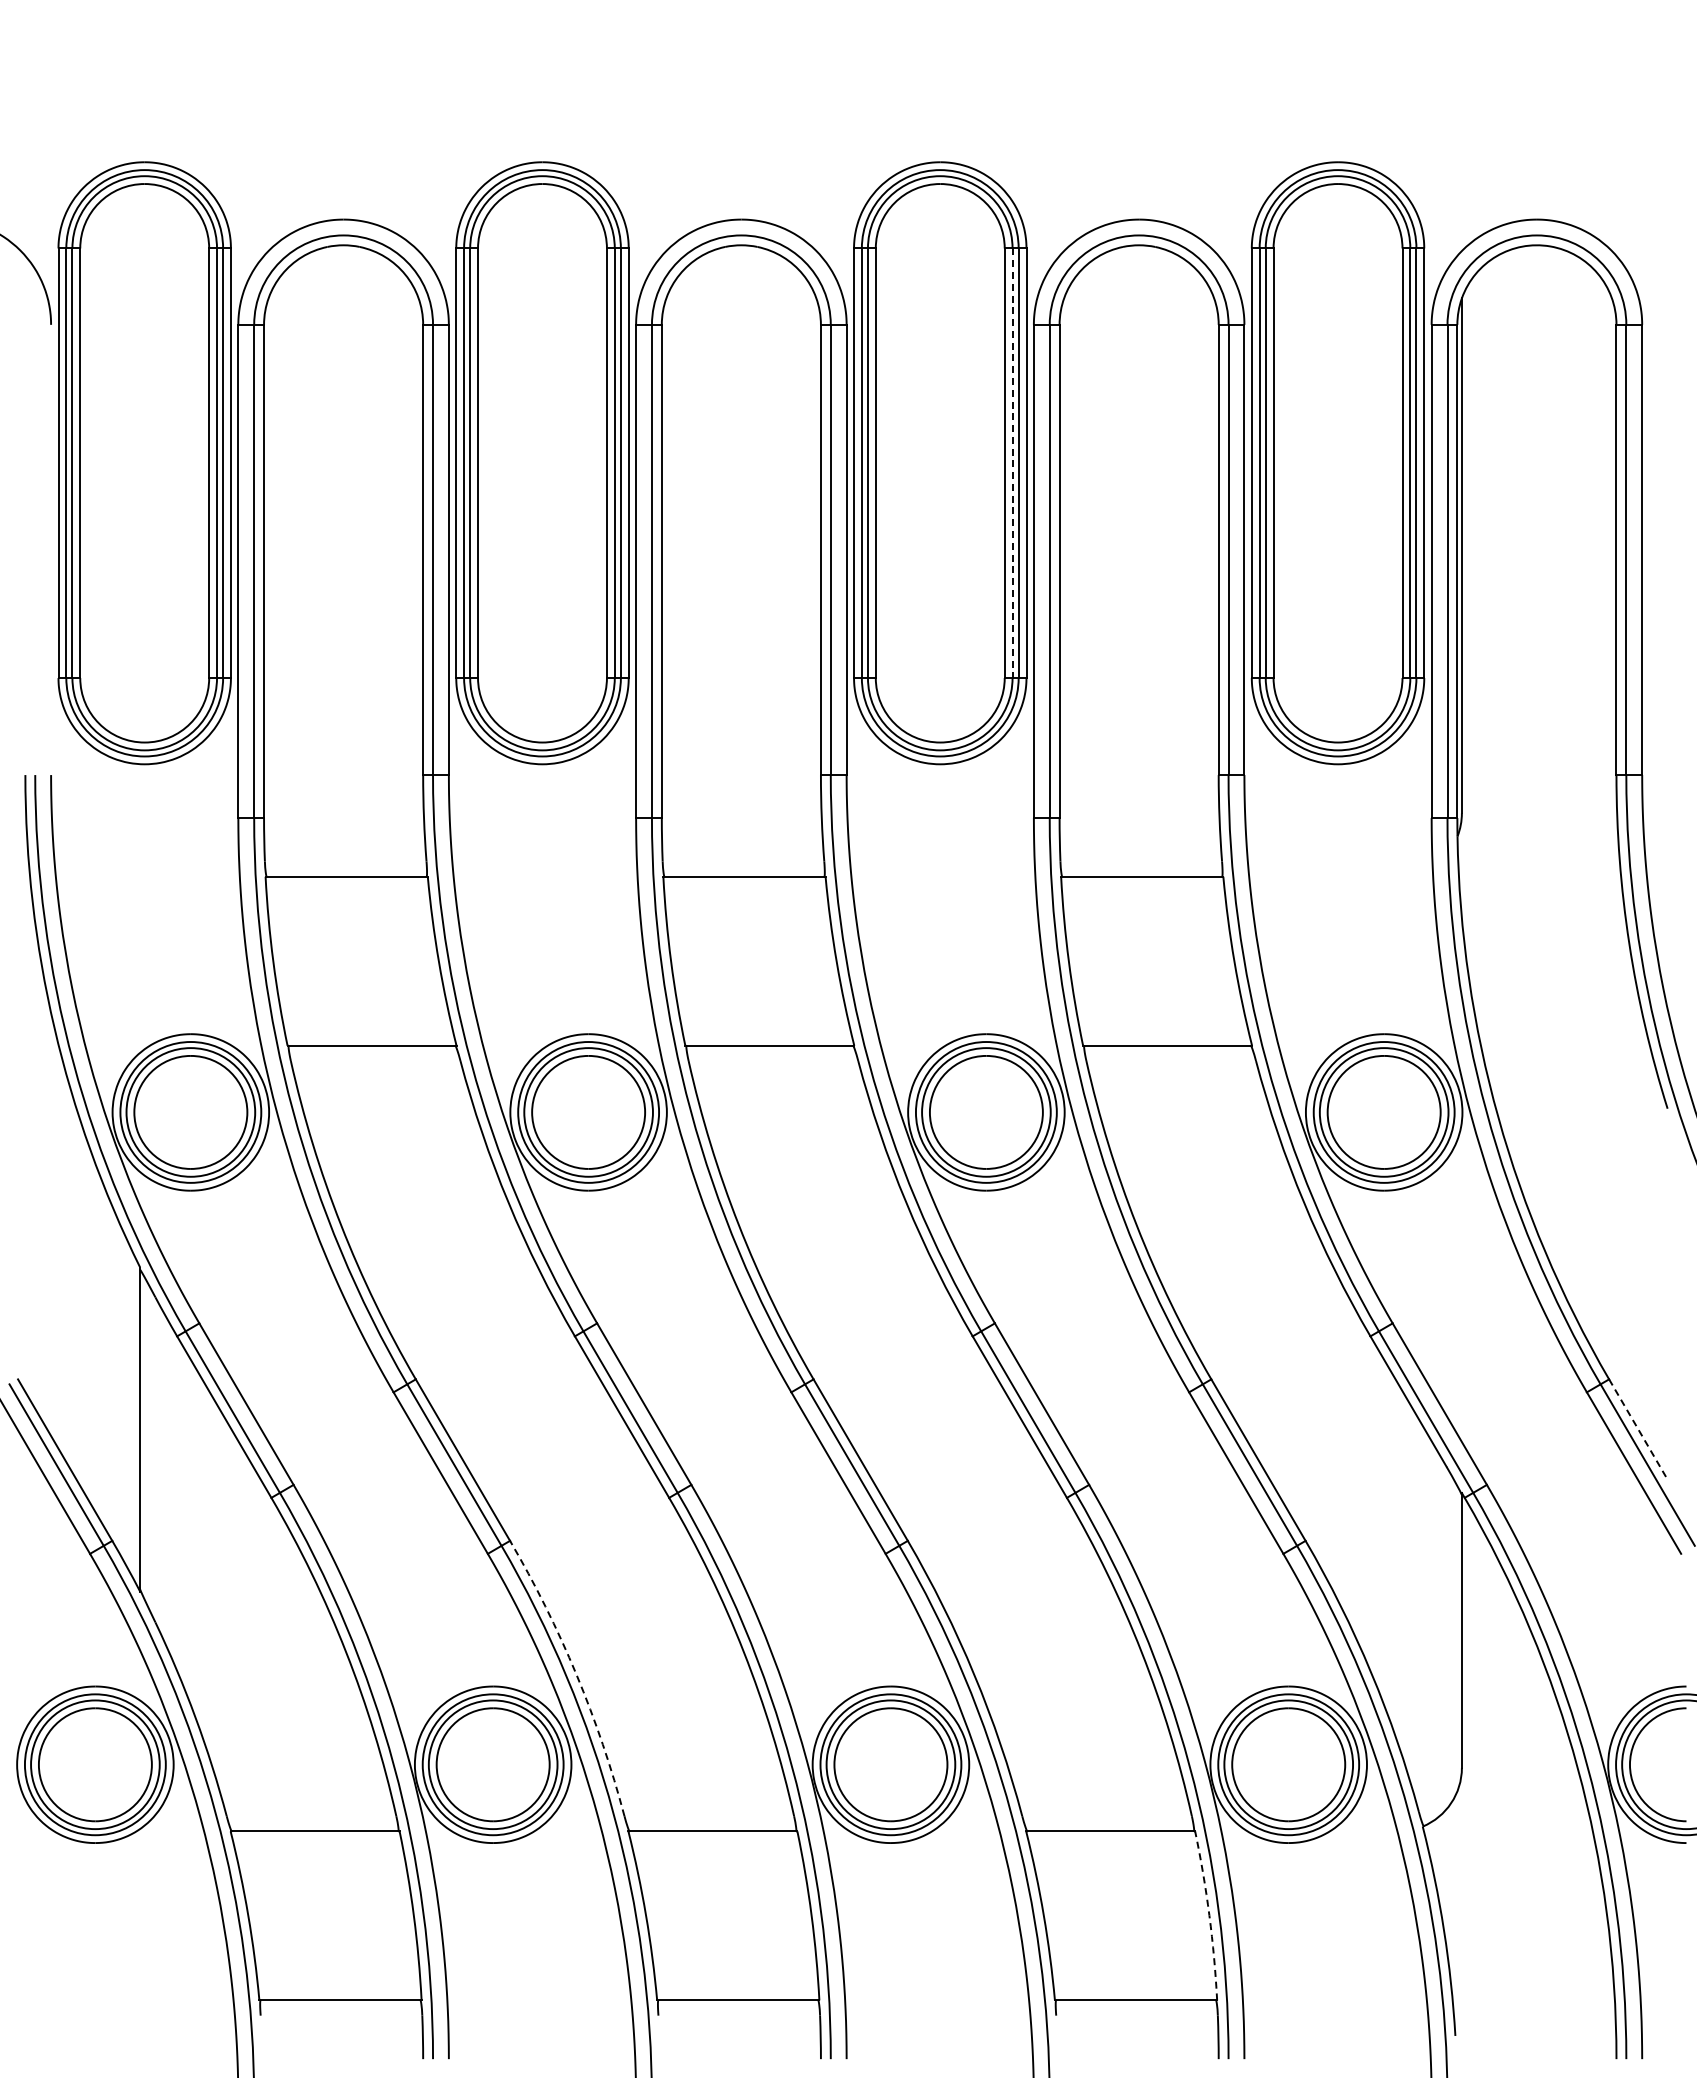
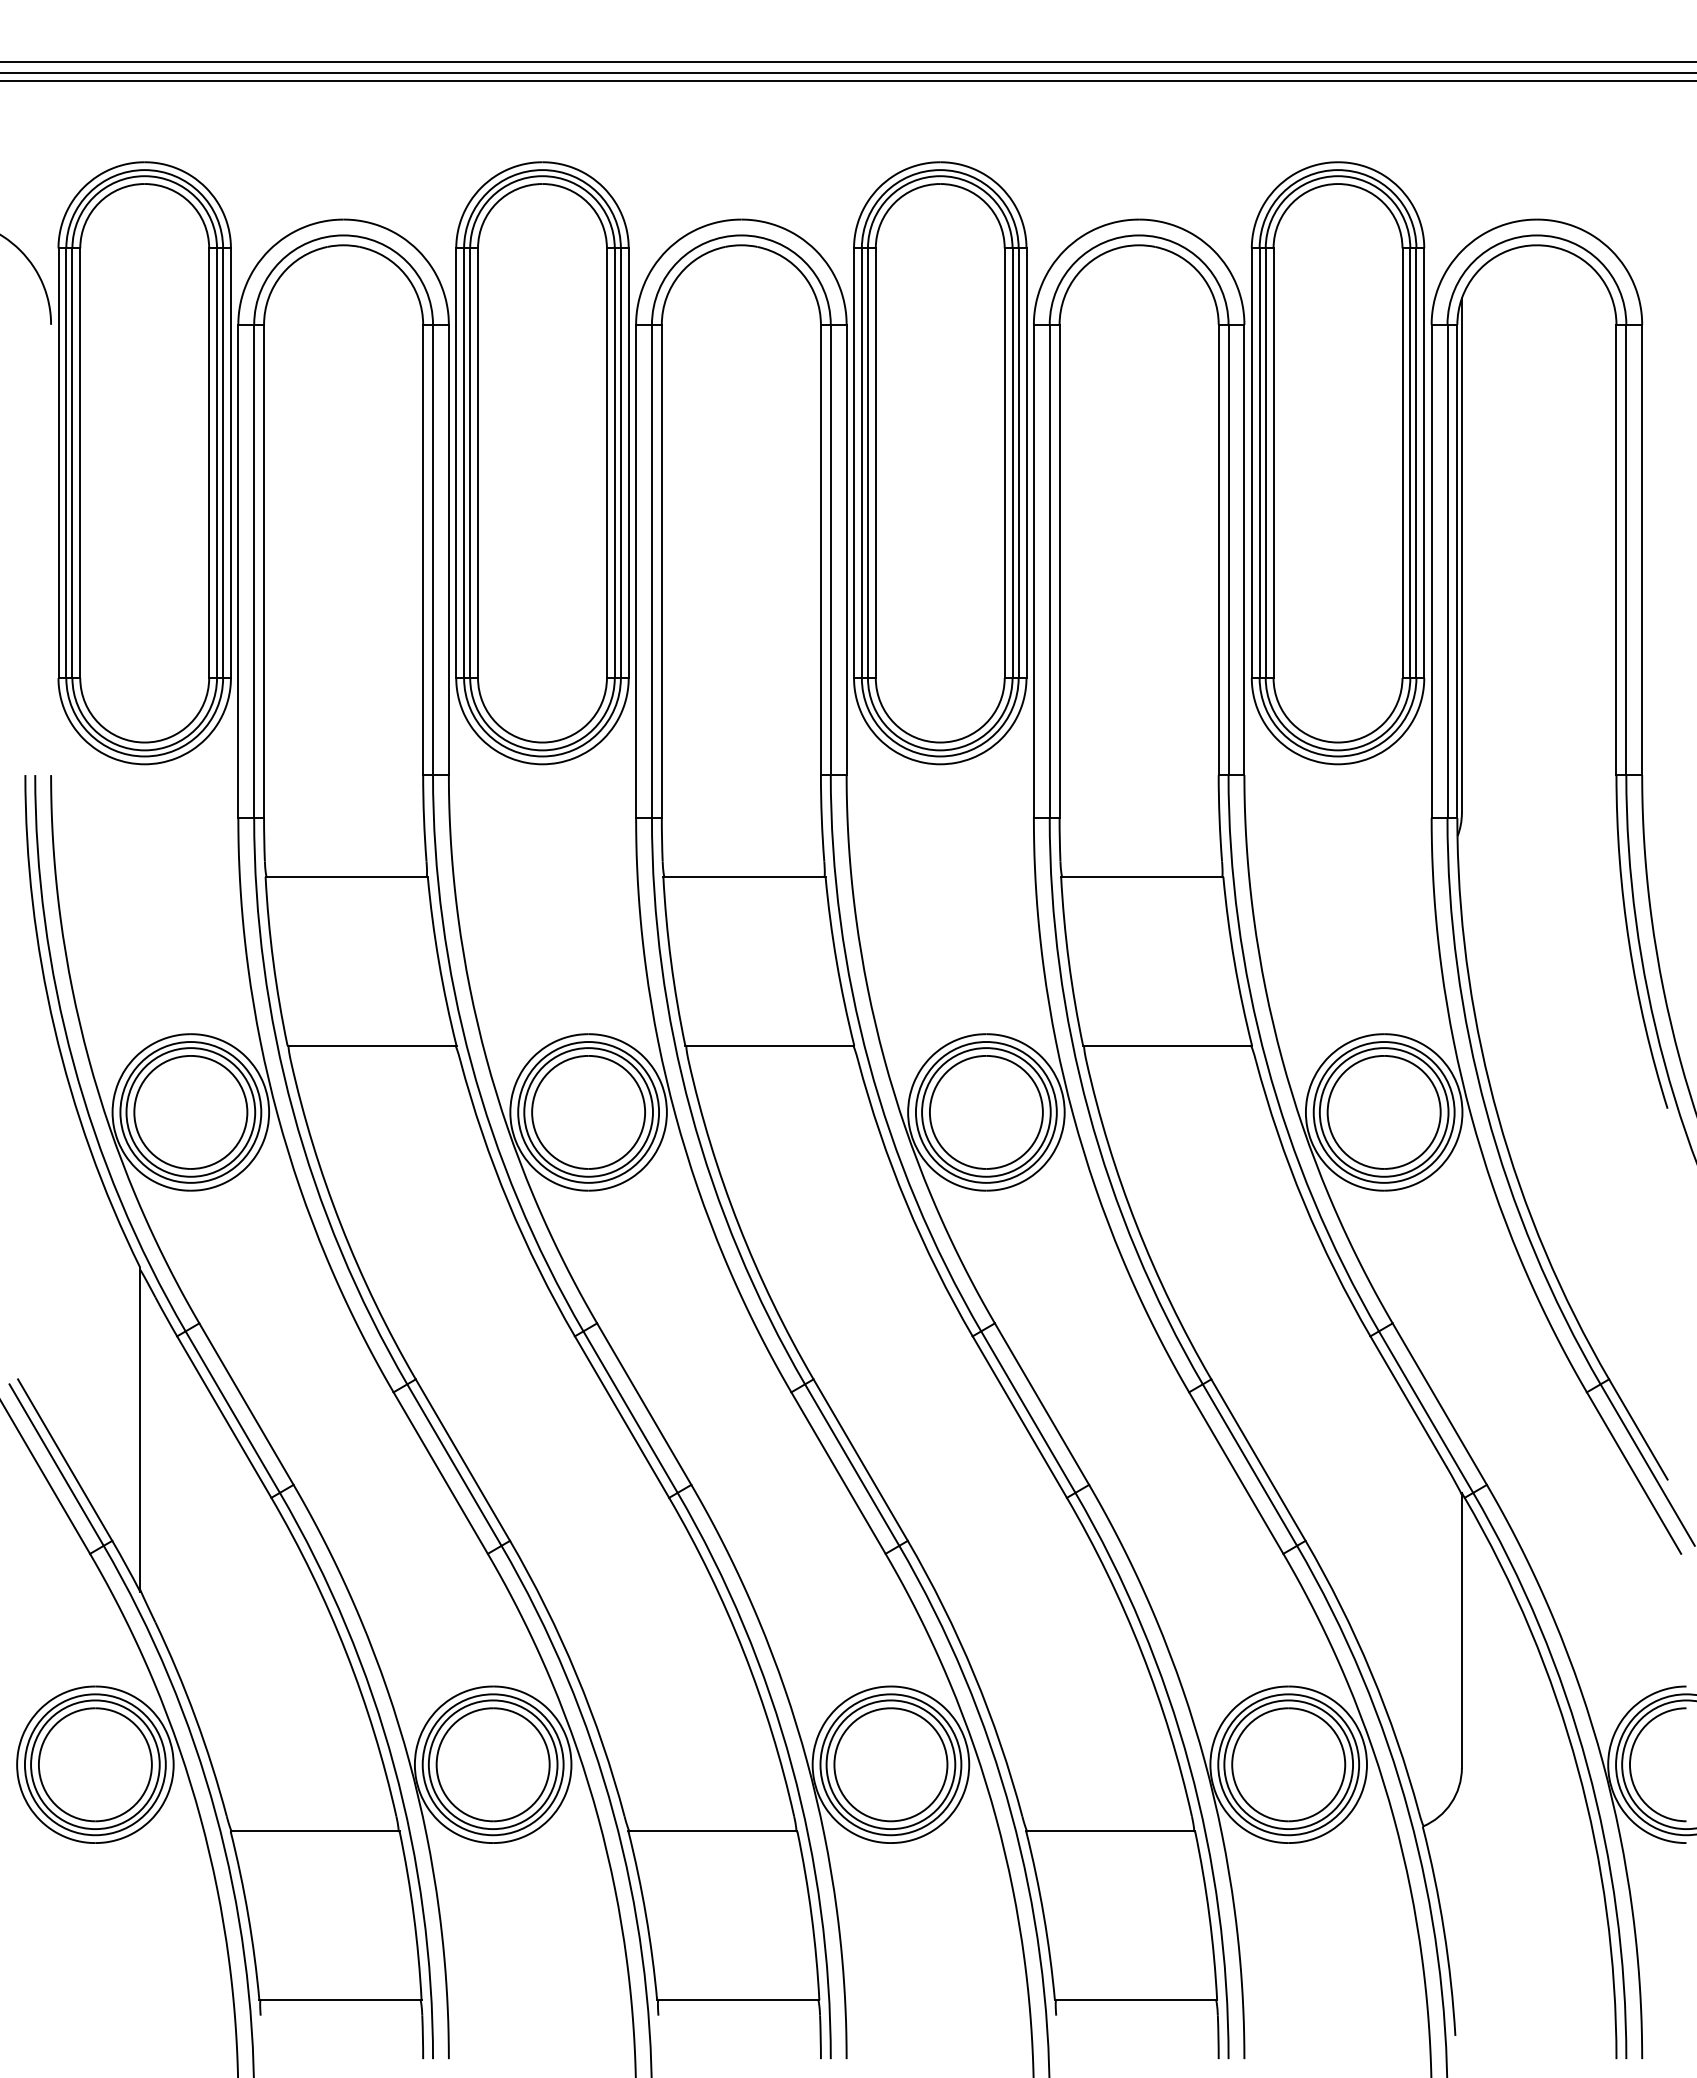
line: none -> present (847, 62)
line: none -> present (847, 72)
line: none -> present (847, 80)
line: dashed -> solid (1012, 463)
line: dashed -> solid (1638, 1429)
arc: dashed -> solid (576, 1674)
arc: dashed -> solid (1209, 1915)
